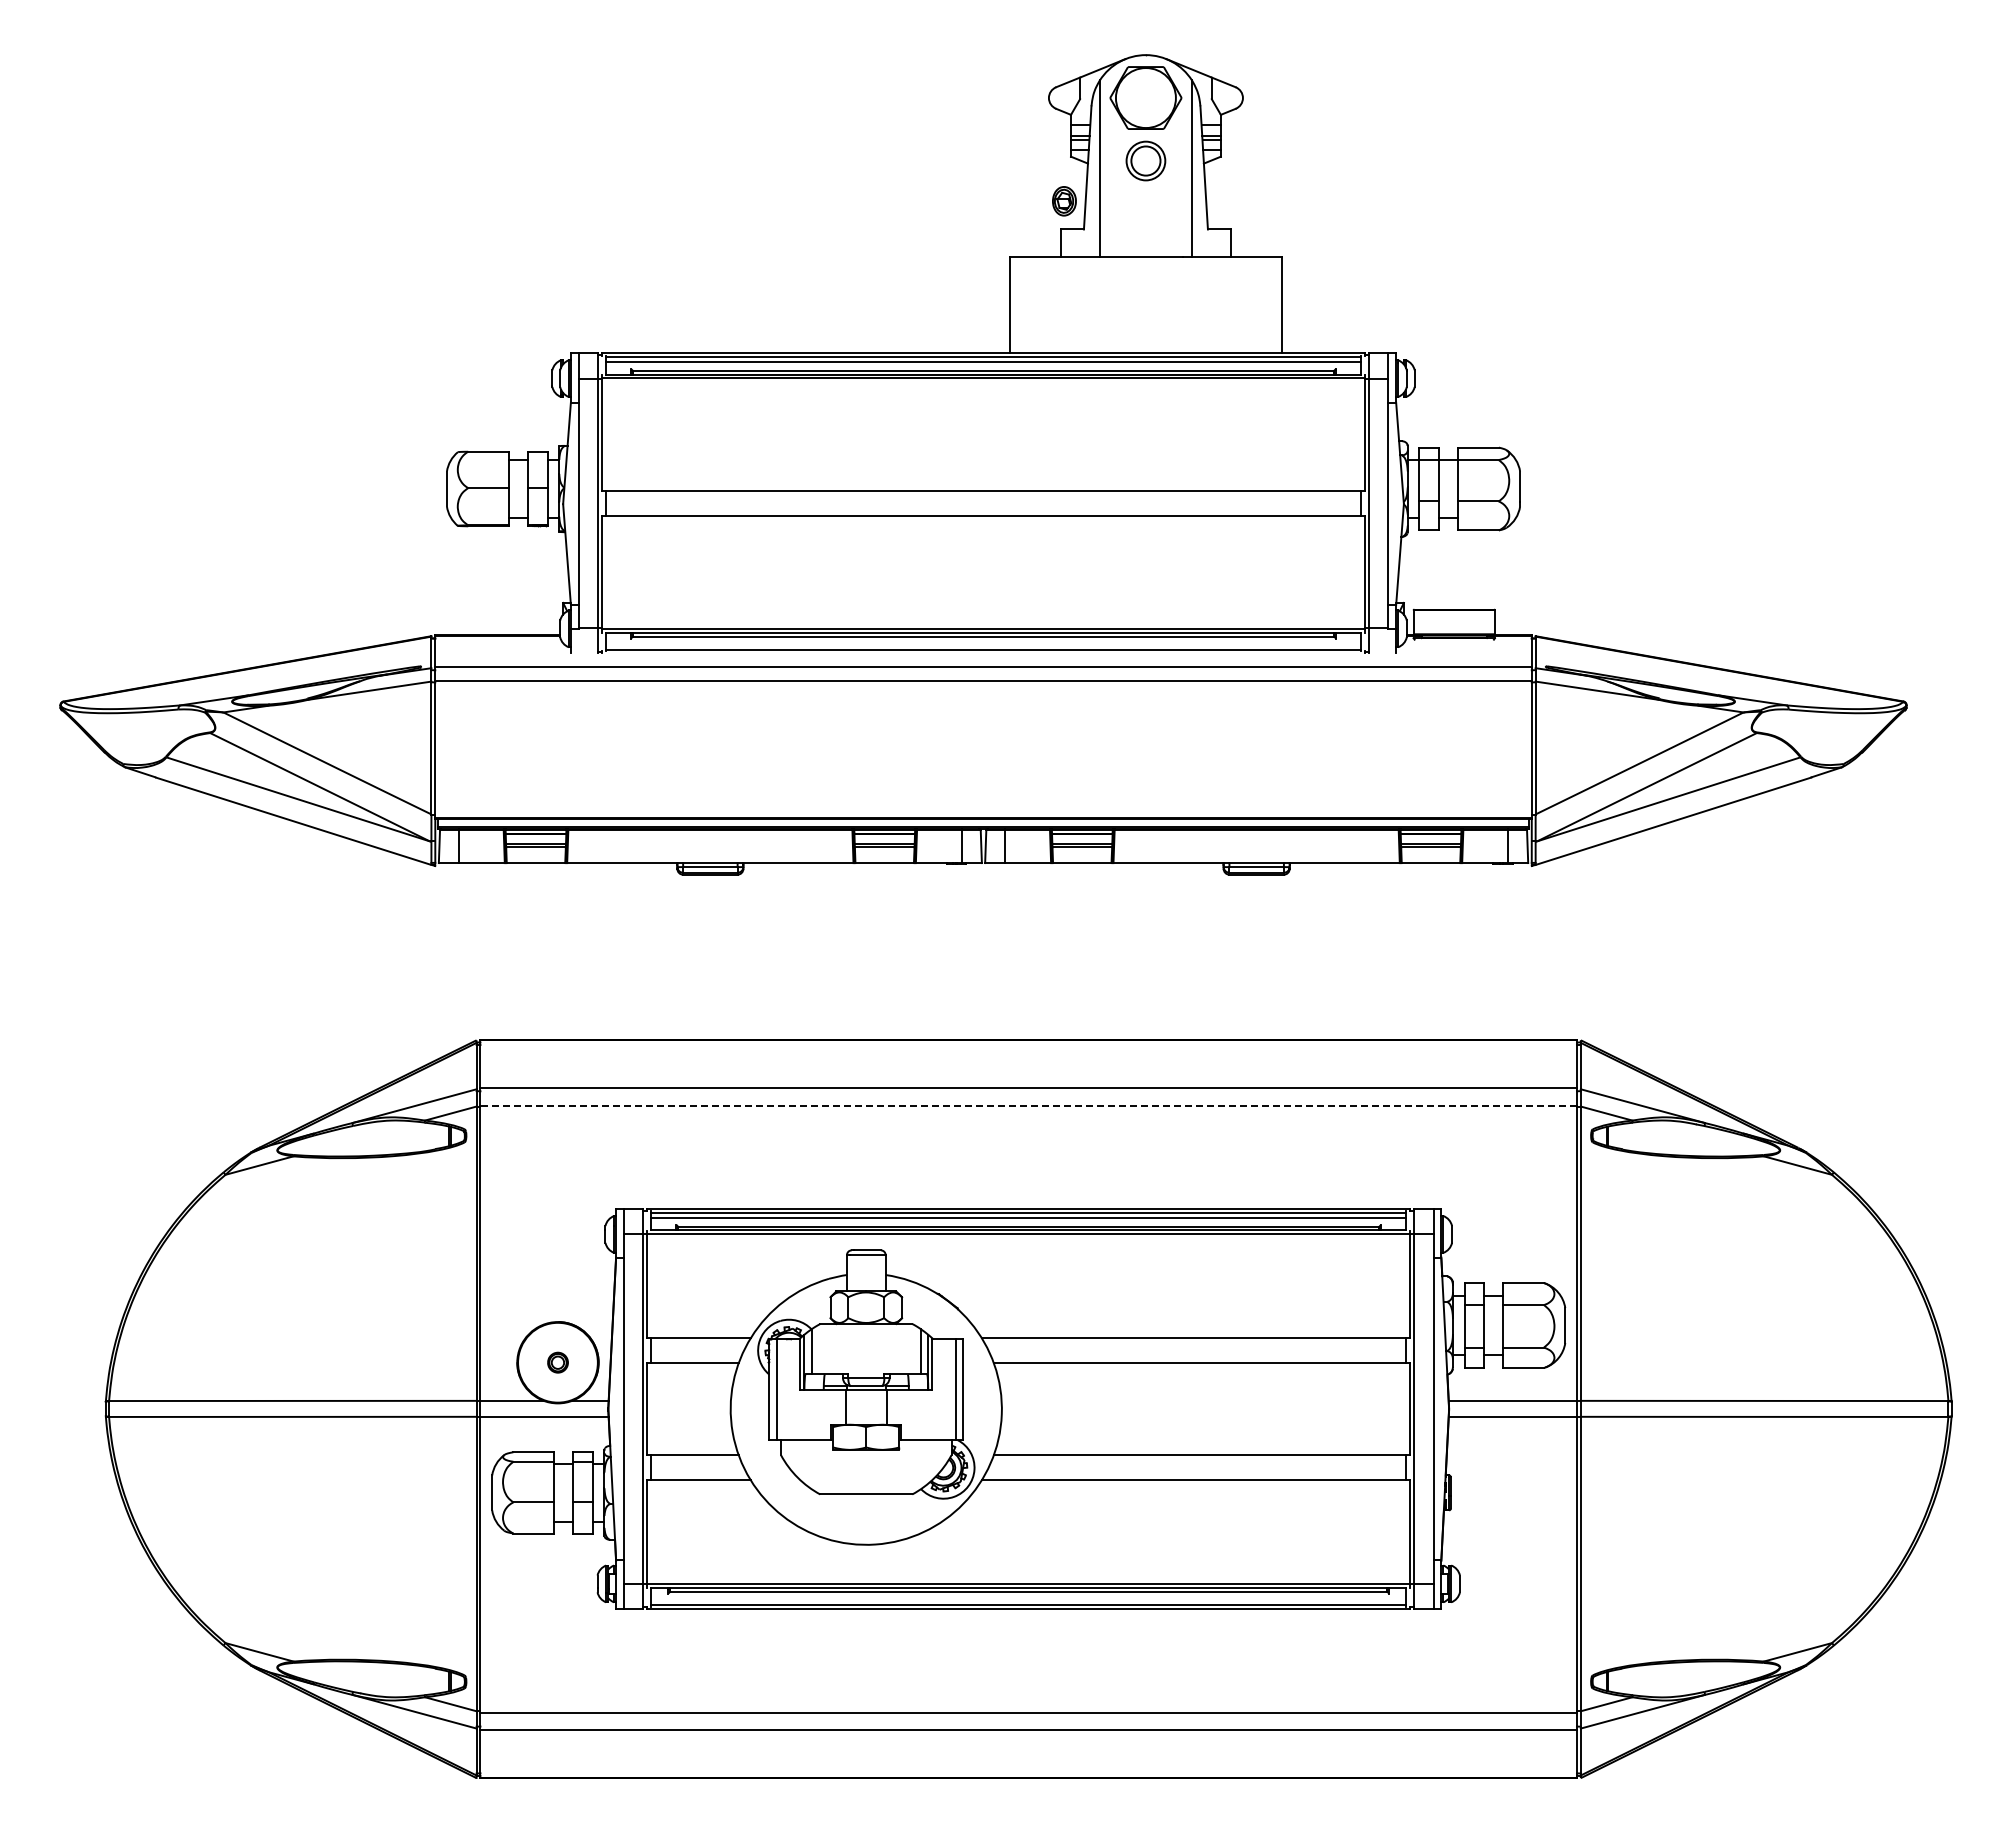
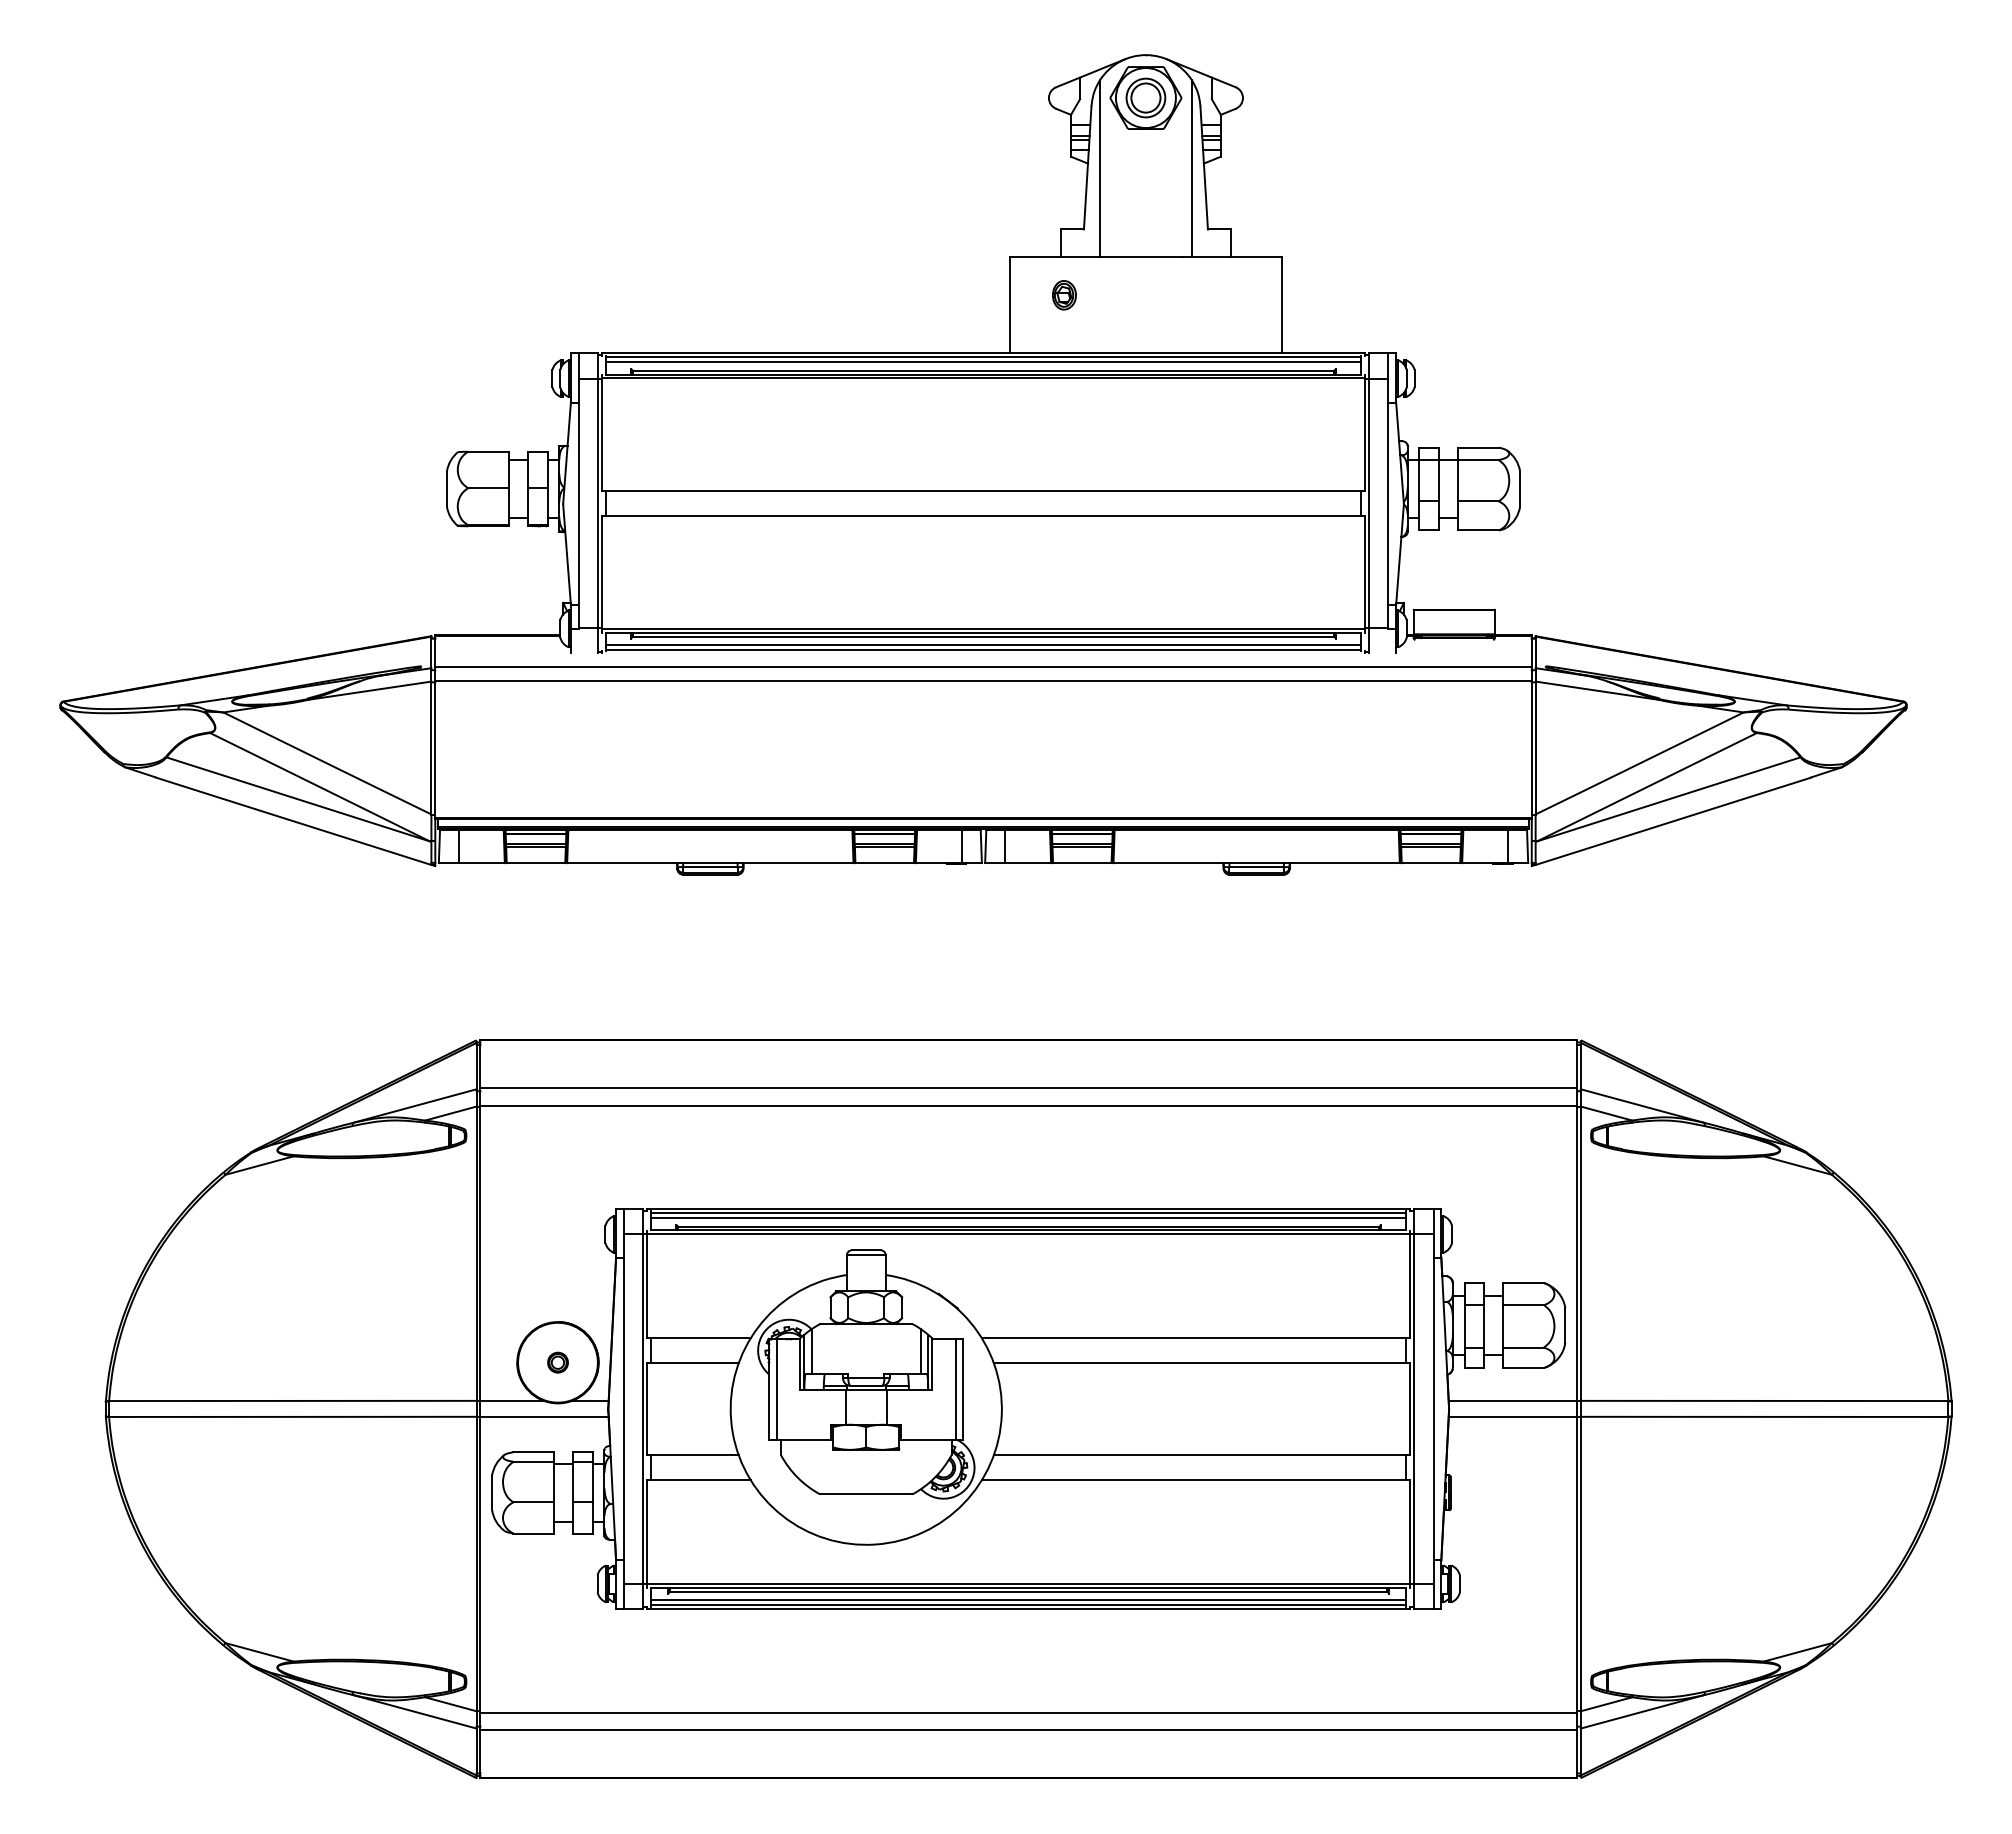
part position: (1145, 160) -> (1145, 97) (1145, 97)
part position: (1064, 201) -> (1064, 295) (1064, 295)
line: none -> present (983, 645)
line: dashed -> solid (1028, 1105)
line: none -> present (1028, 1600)
